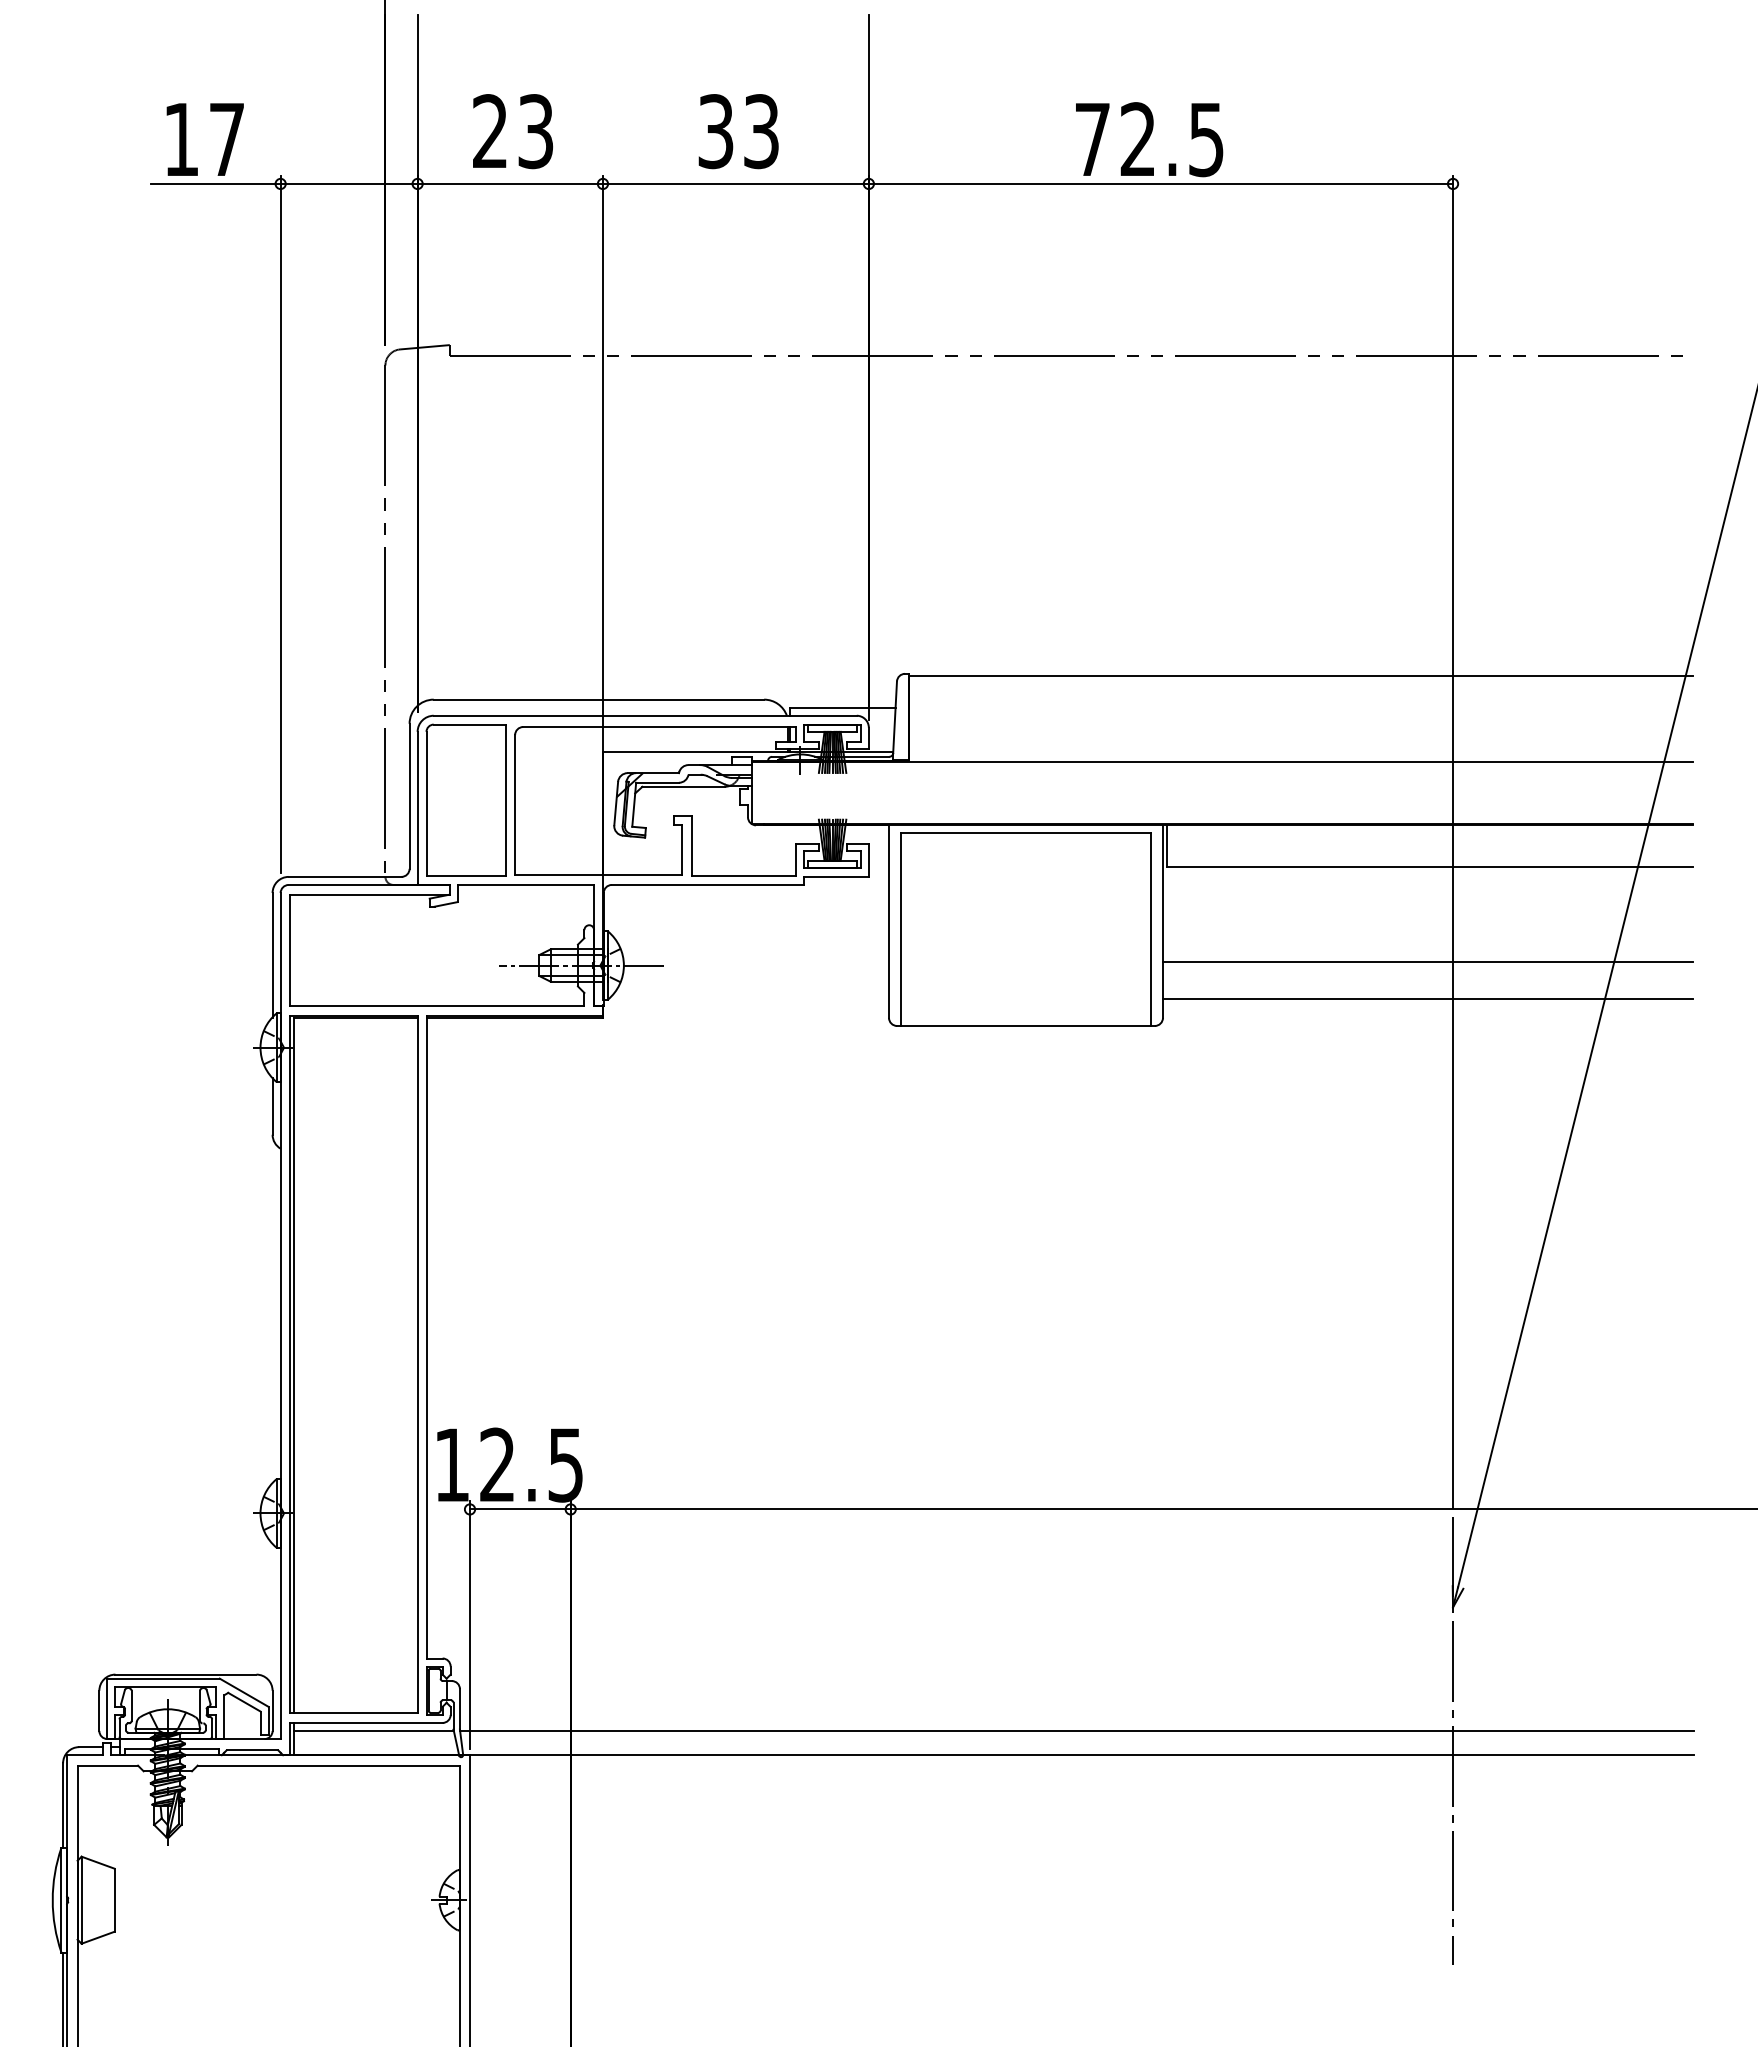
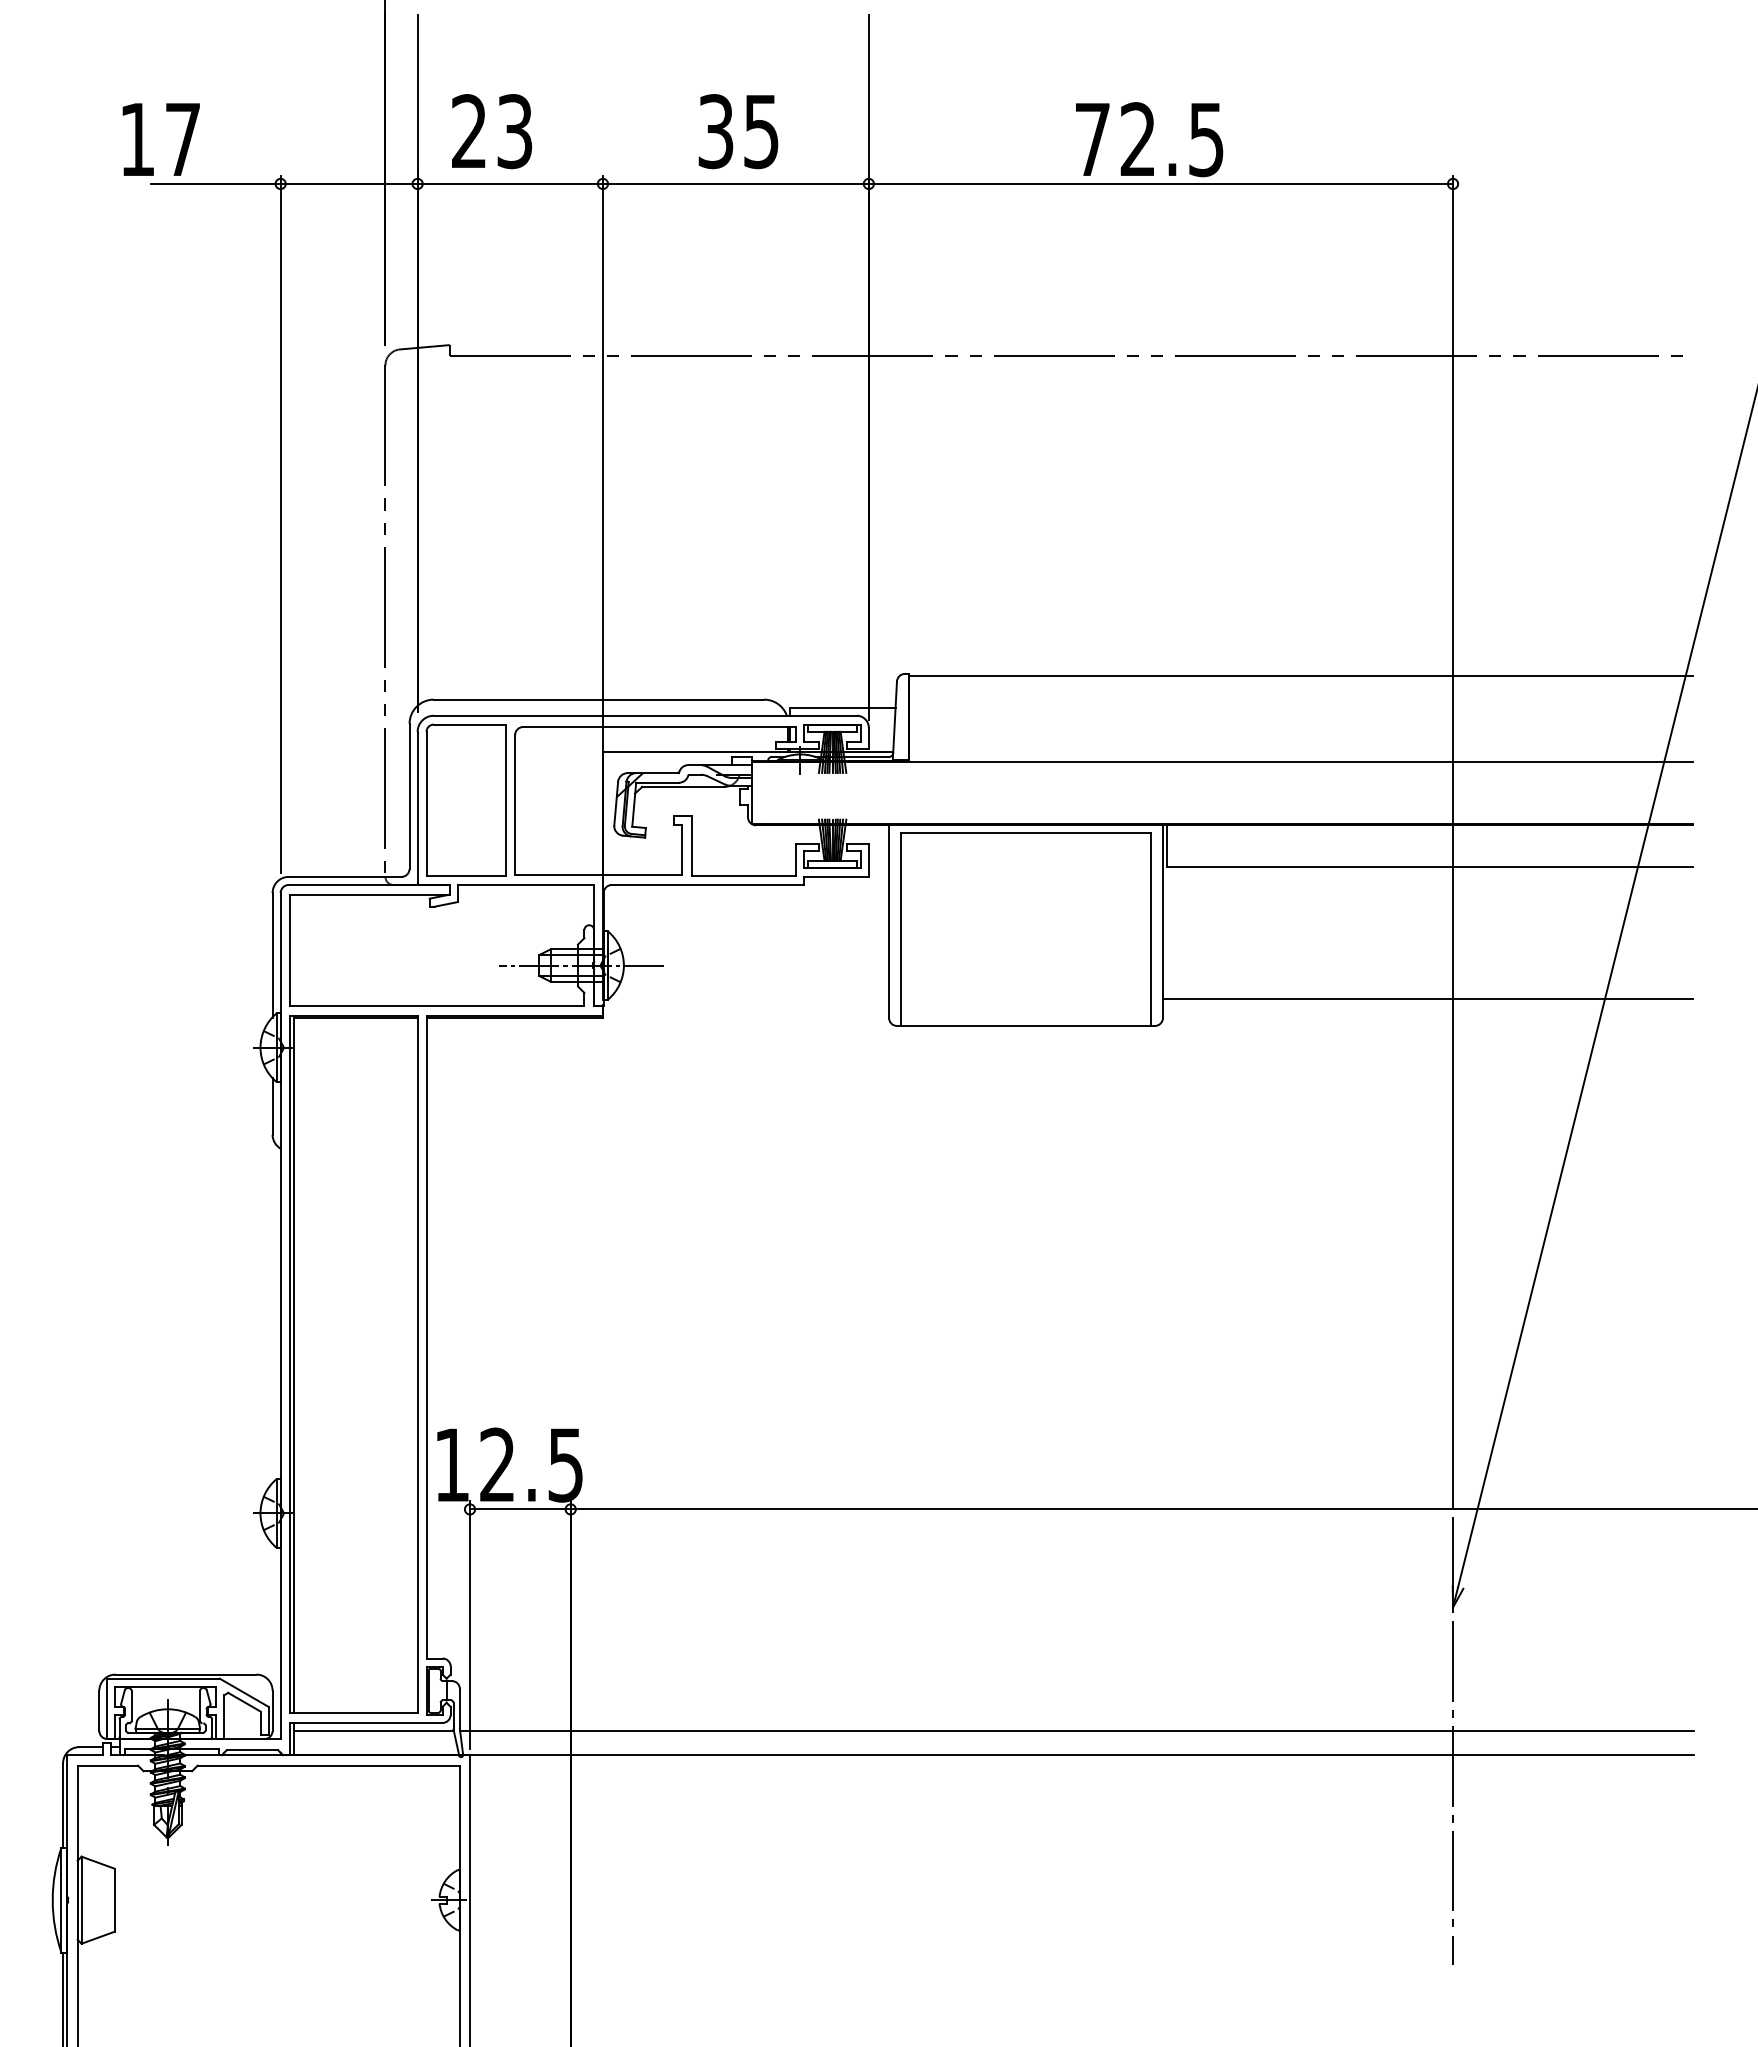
text position: (512, 131) -> (491, 131) (491, 131)
text: 33 -> 35 (761, 131)
text position: (204, 139) -> (160, 139) (160, 139)
line: present -> none (1427, 962)
